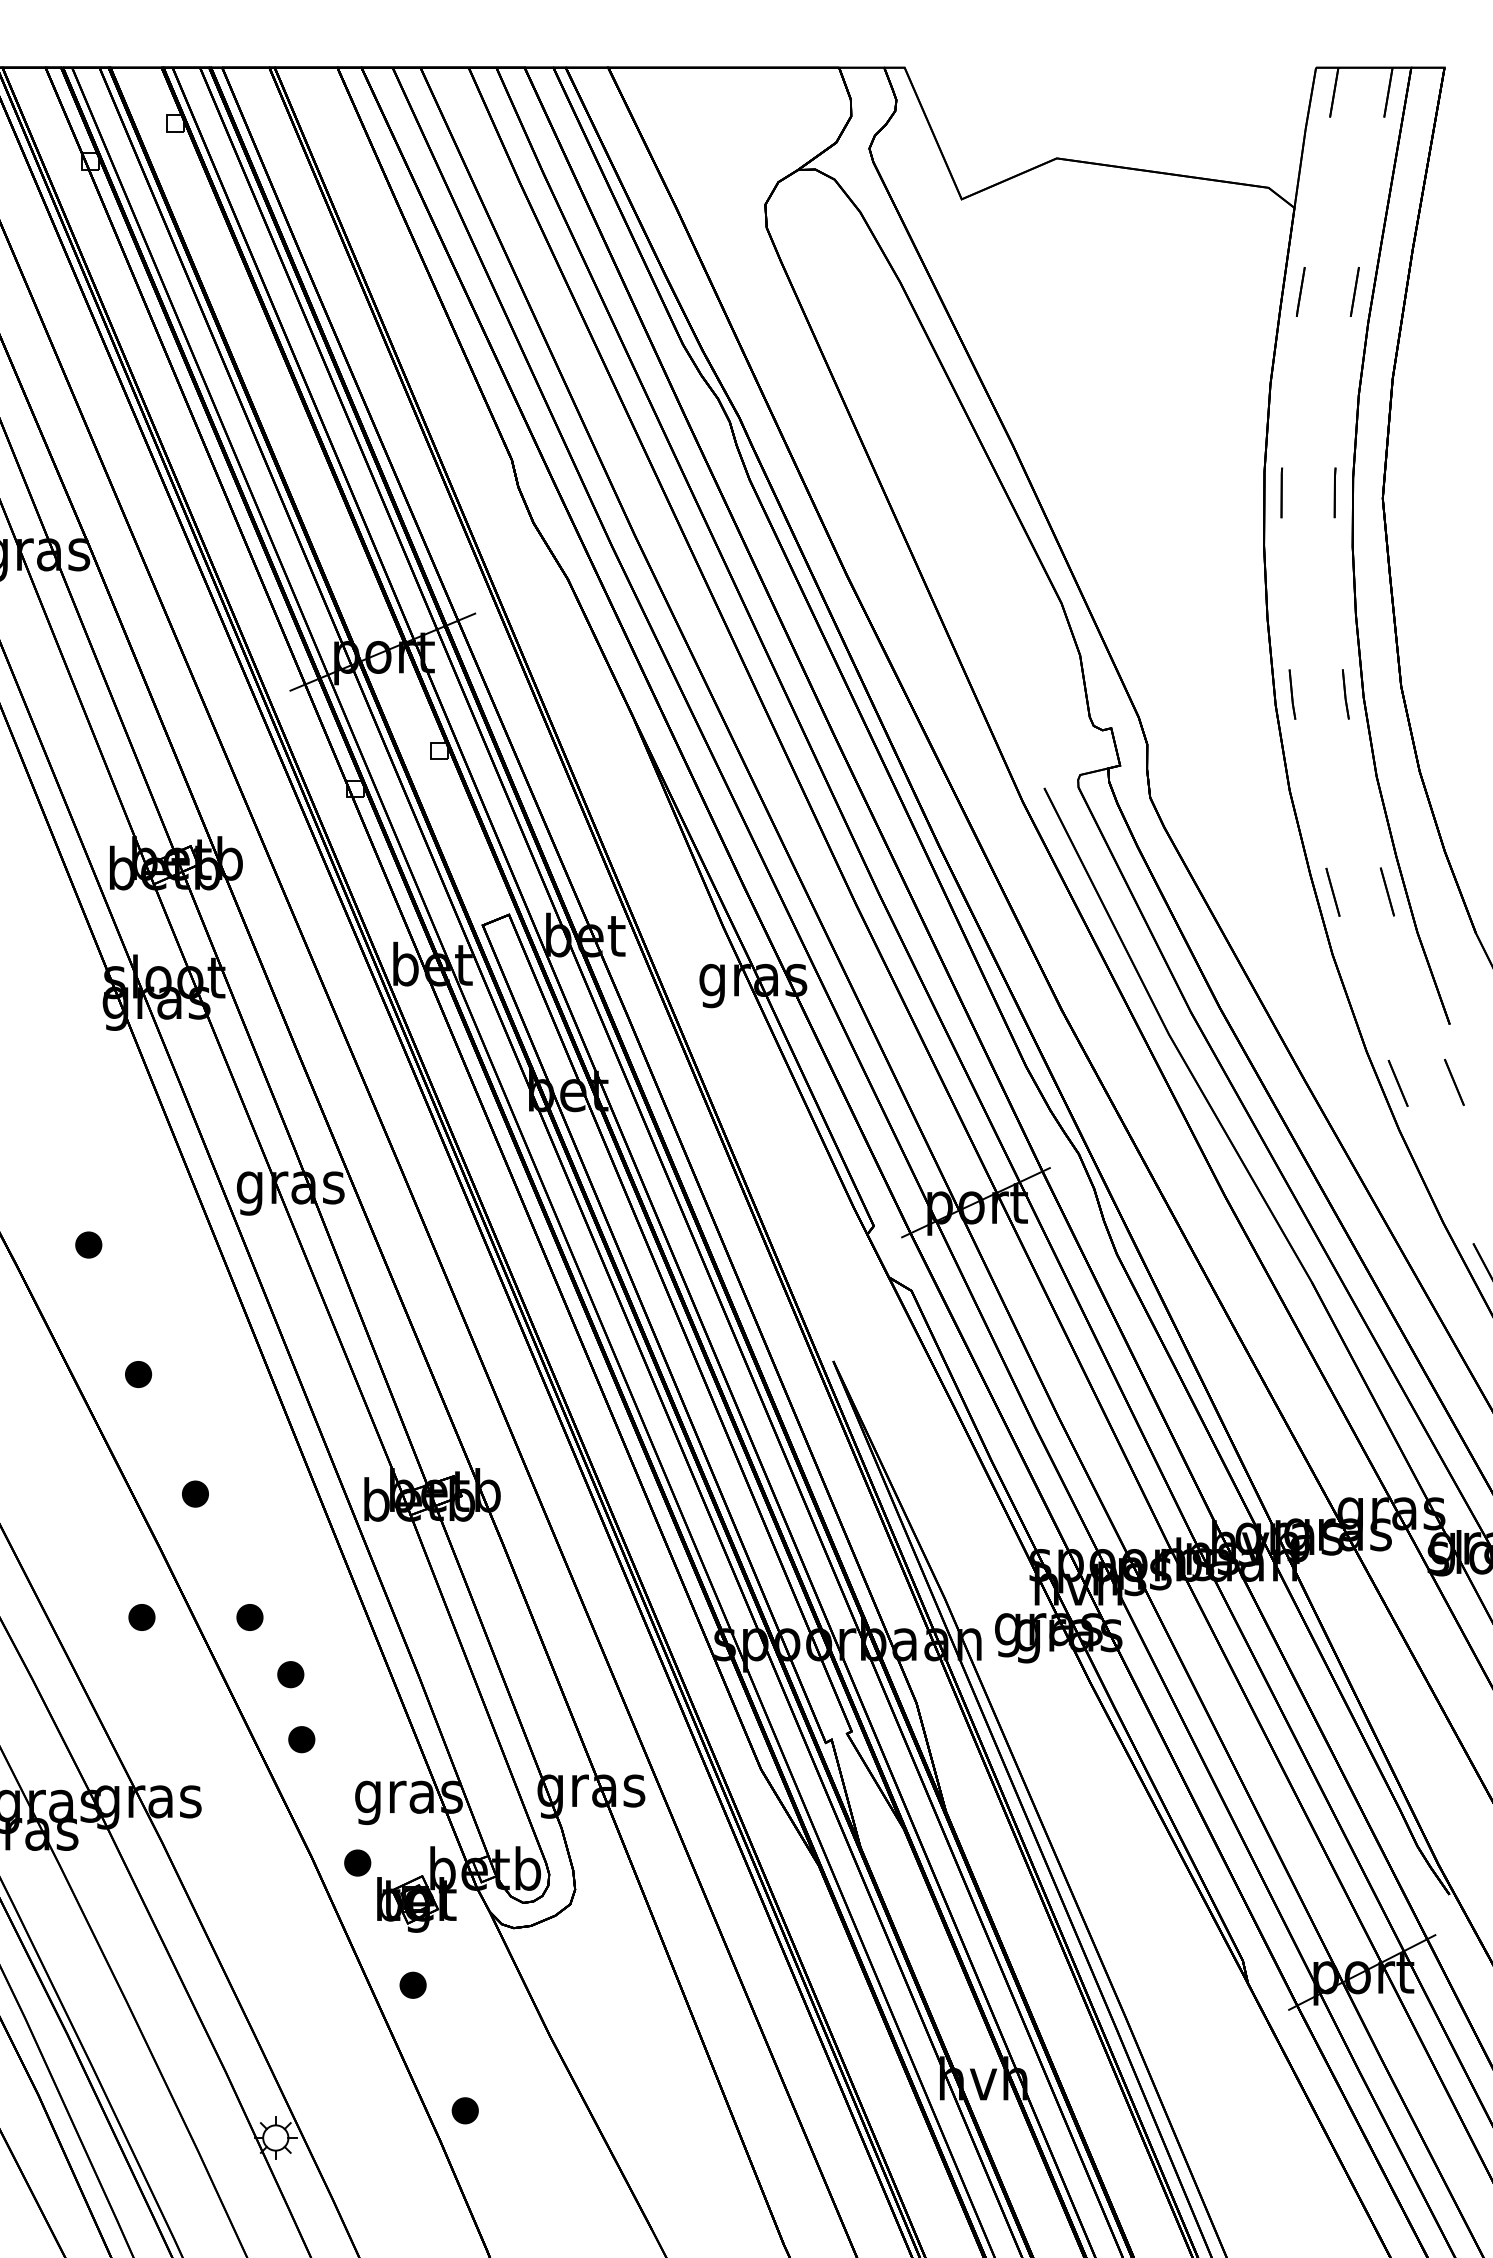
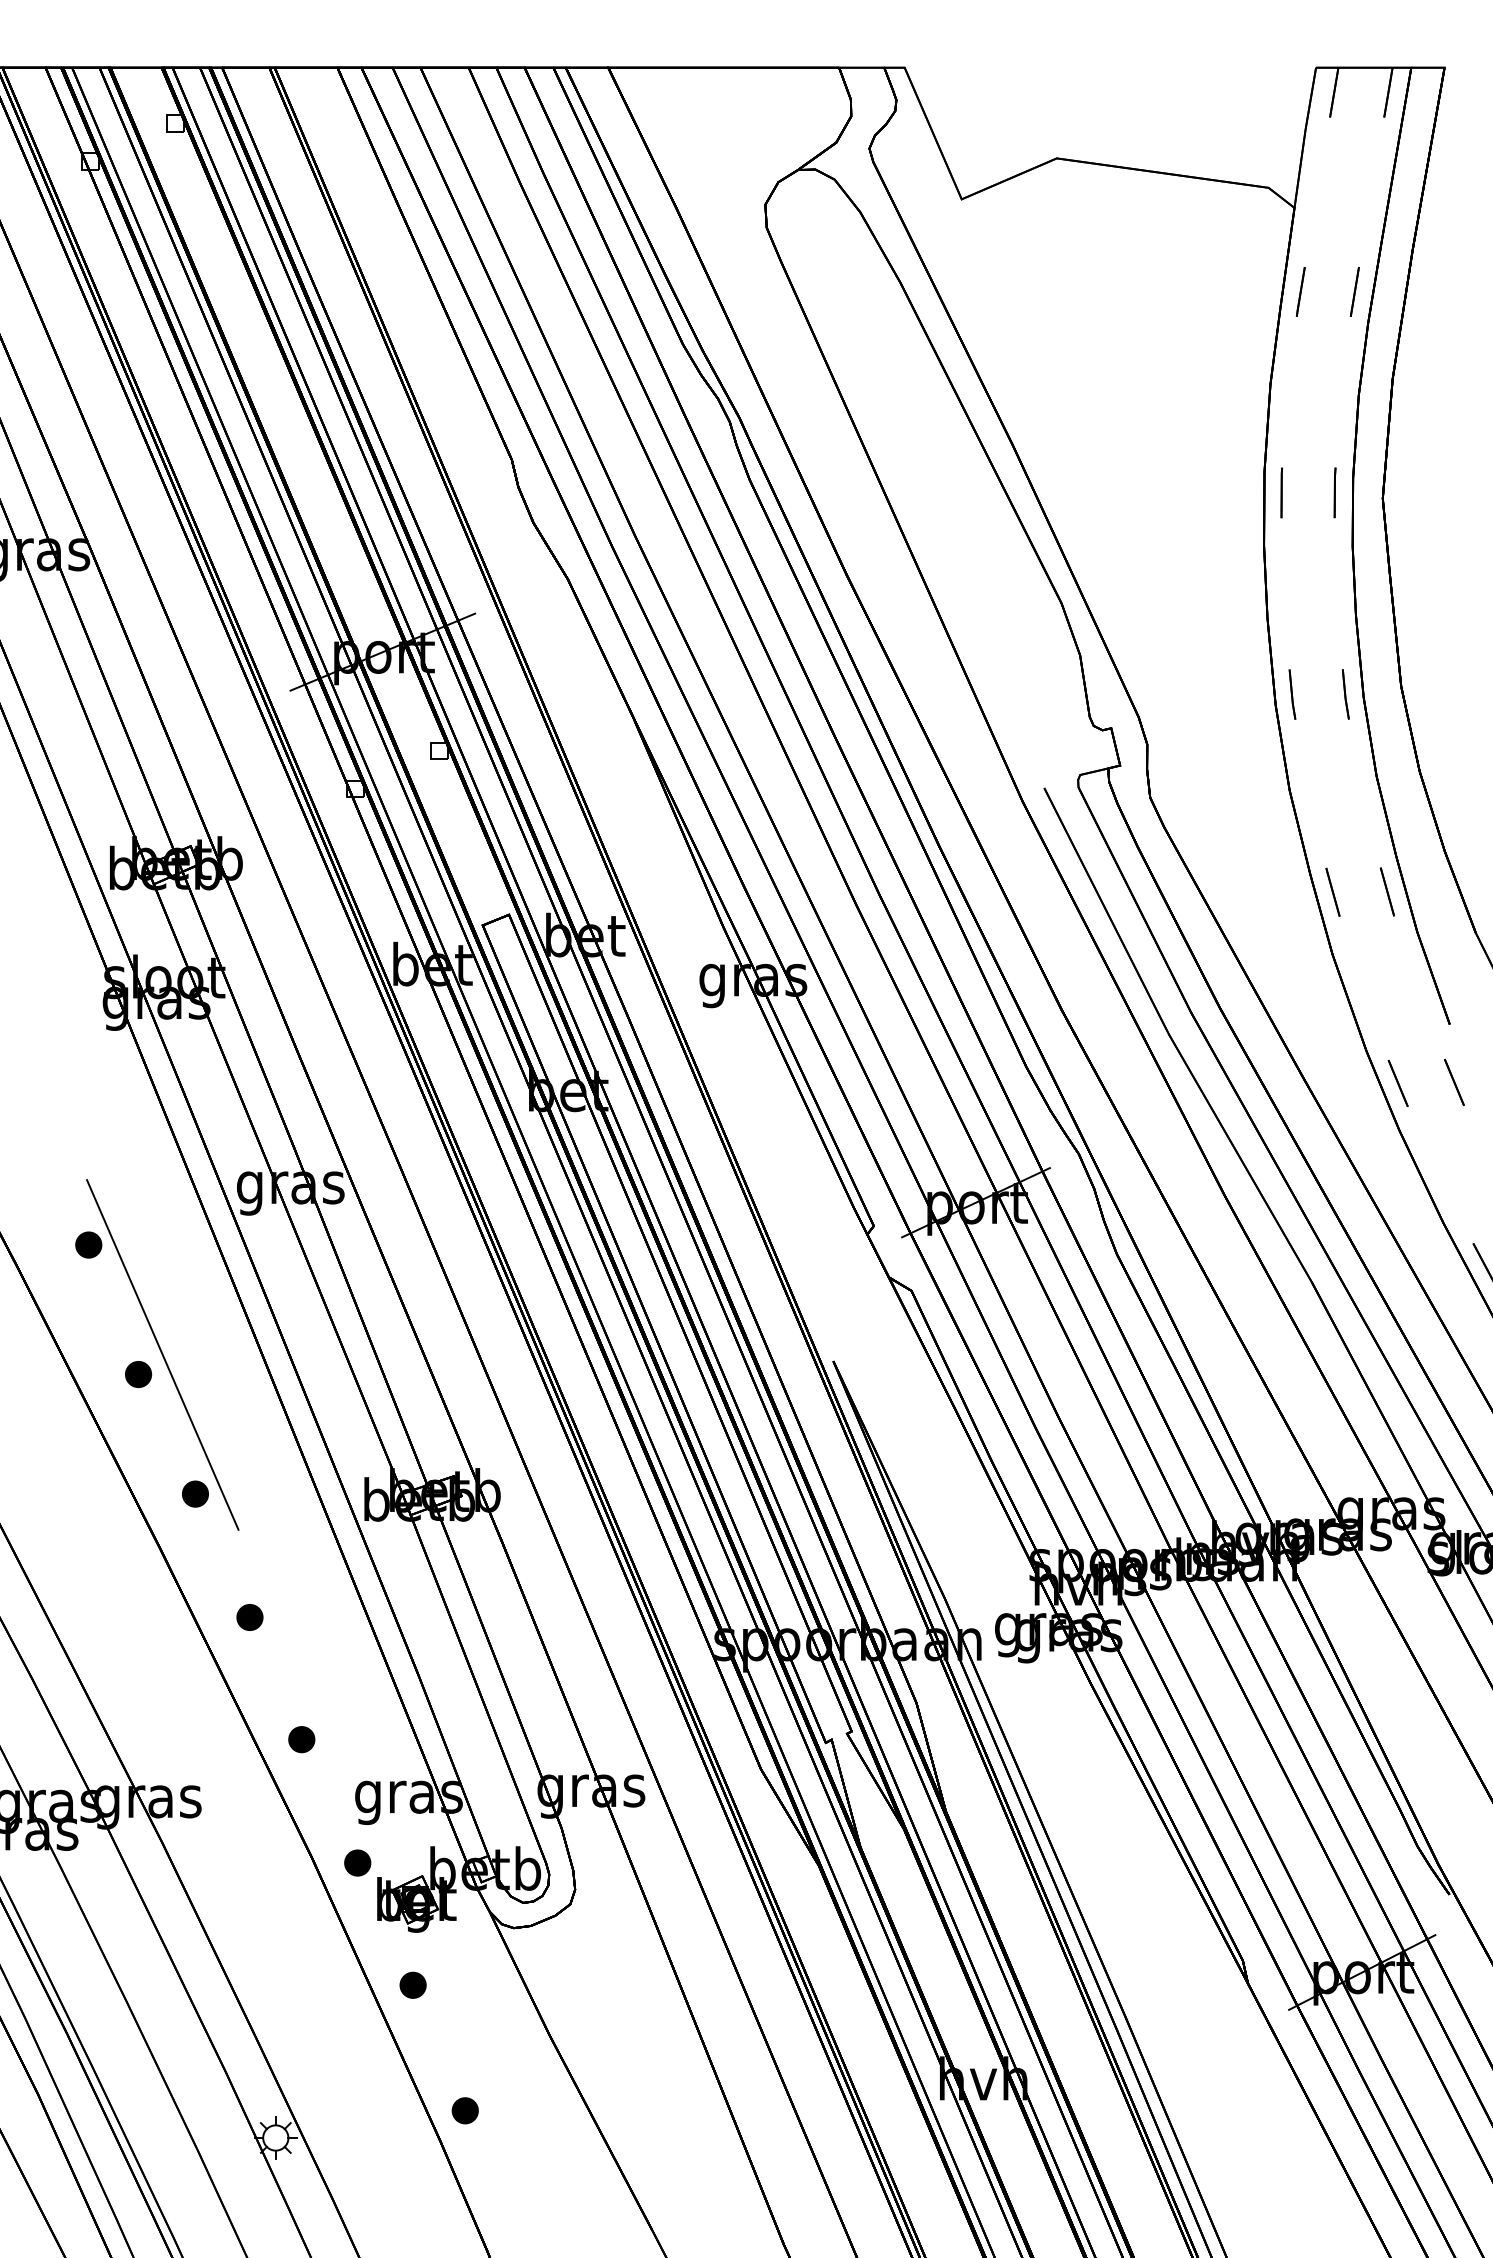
line: none -> present (162, 1354)
part: present -> none (141, 1617)
part: present -> none (290, 1674)
